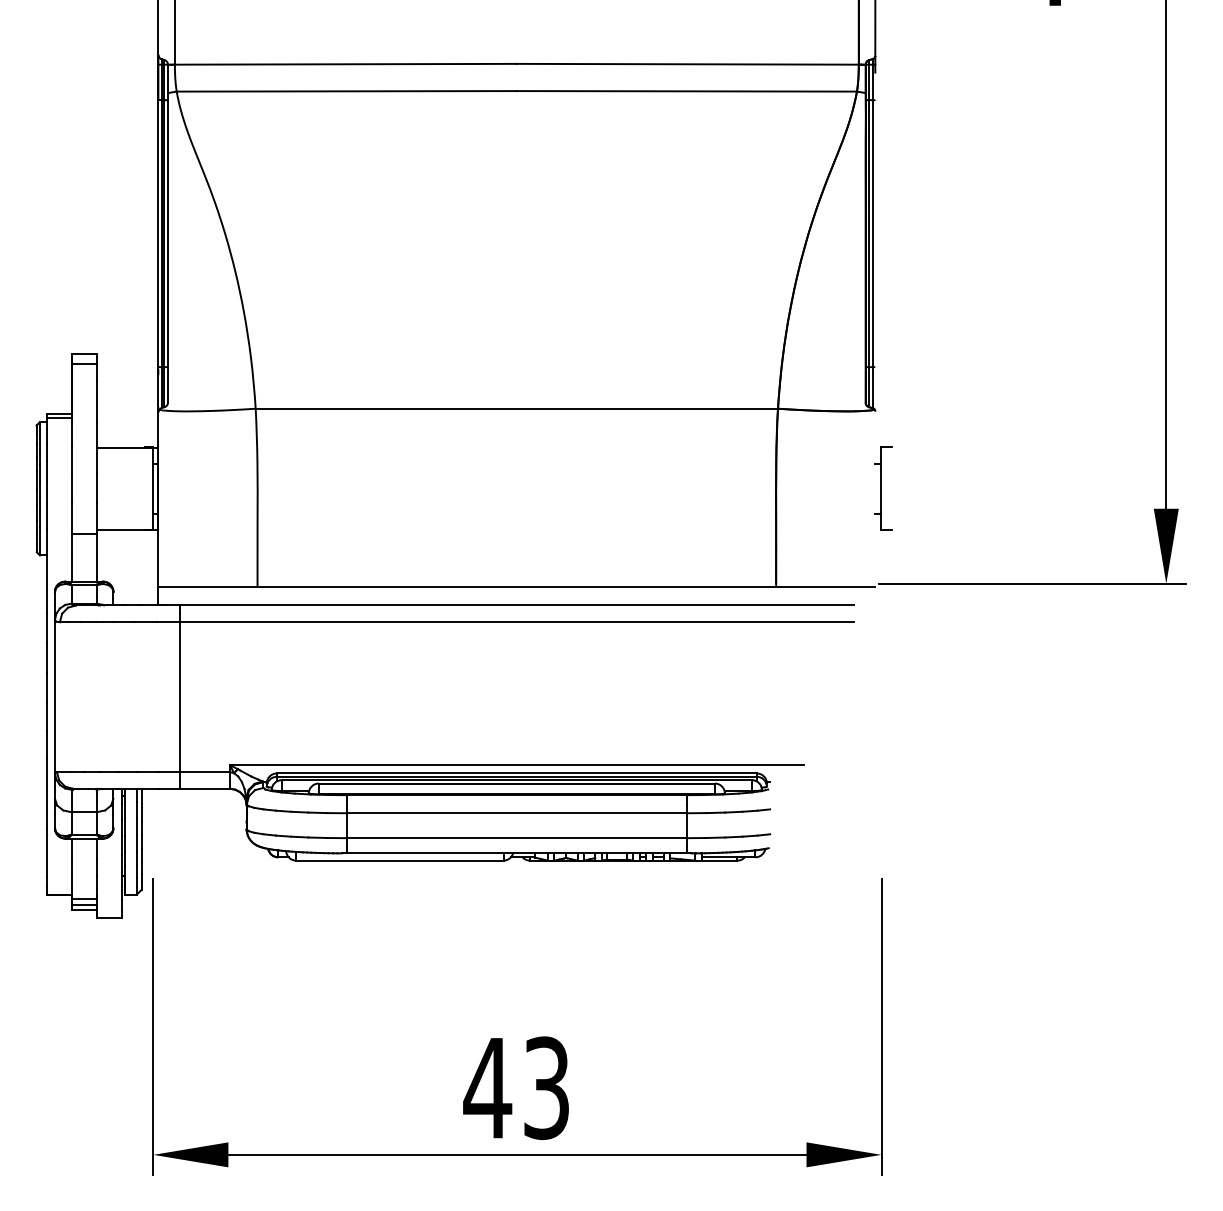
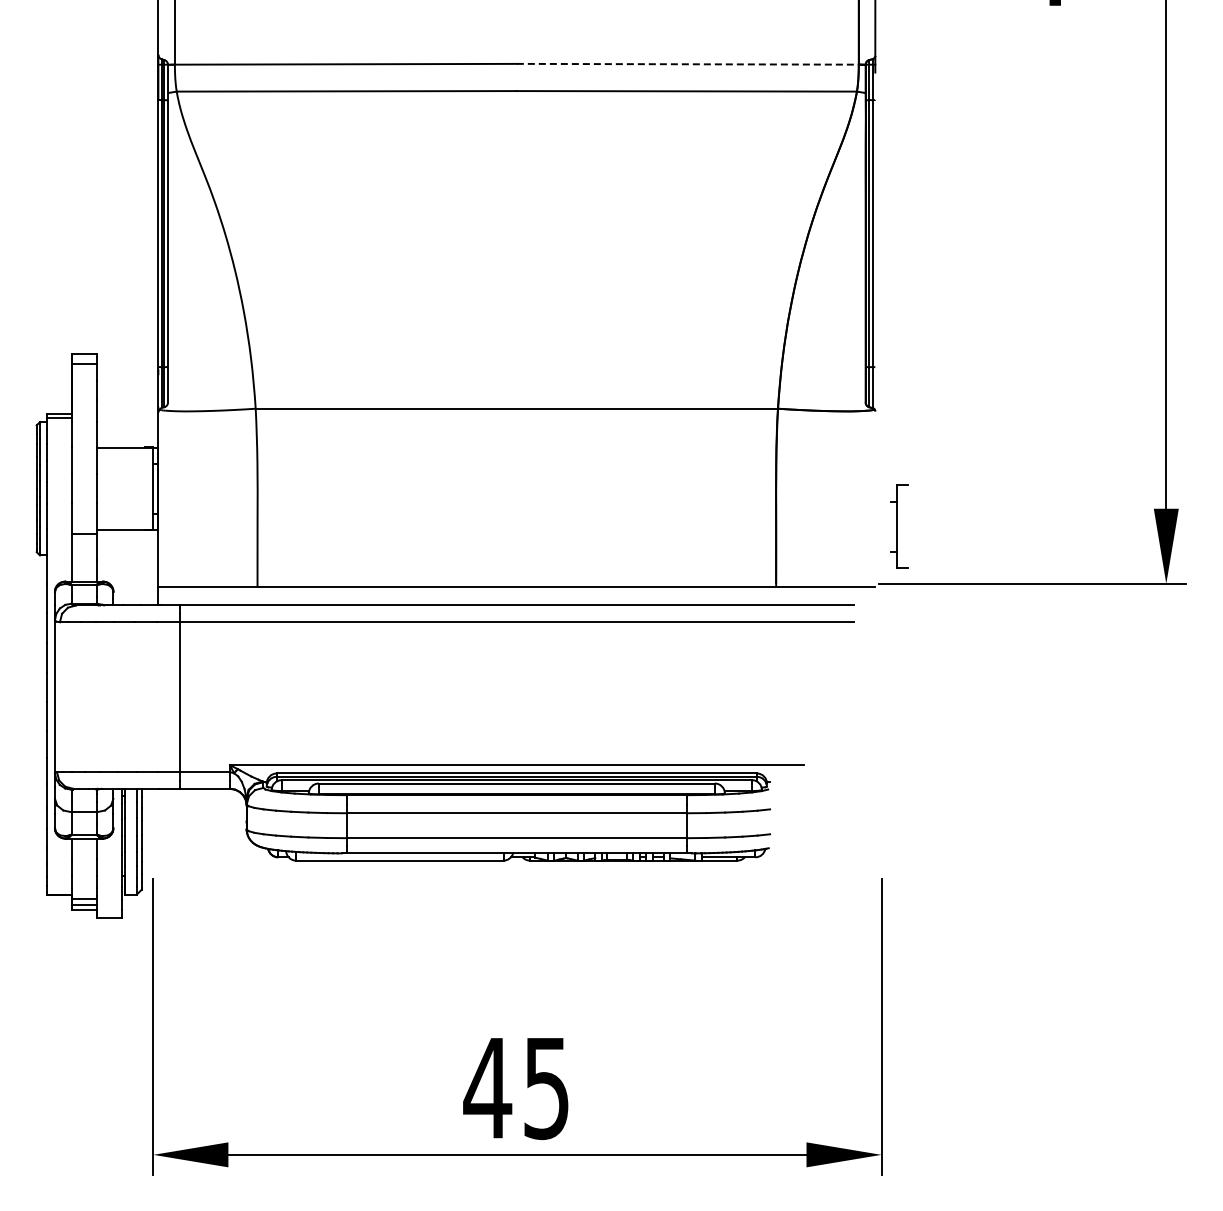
line: solid -> dashed (687, 64)
part position: (883, 488) -> (899, 526) (899, 526)
text: 43 -> 45 (546, 1087)
